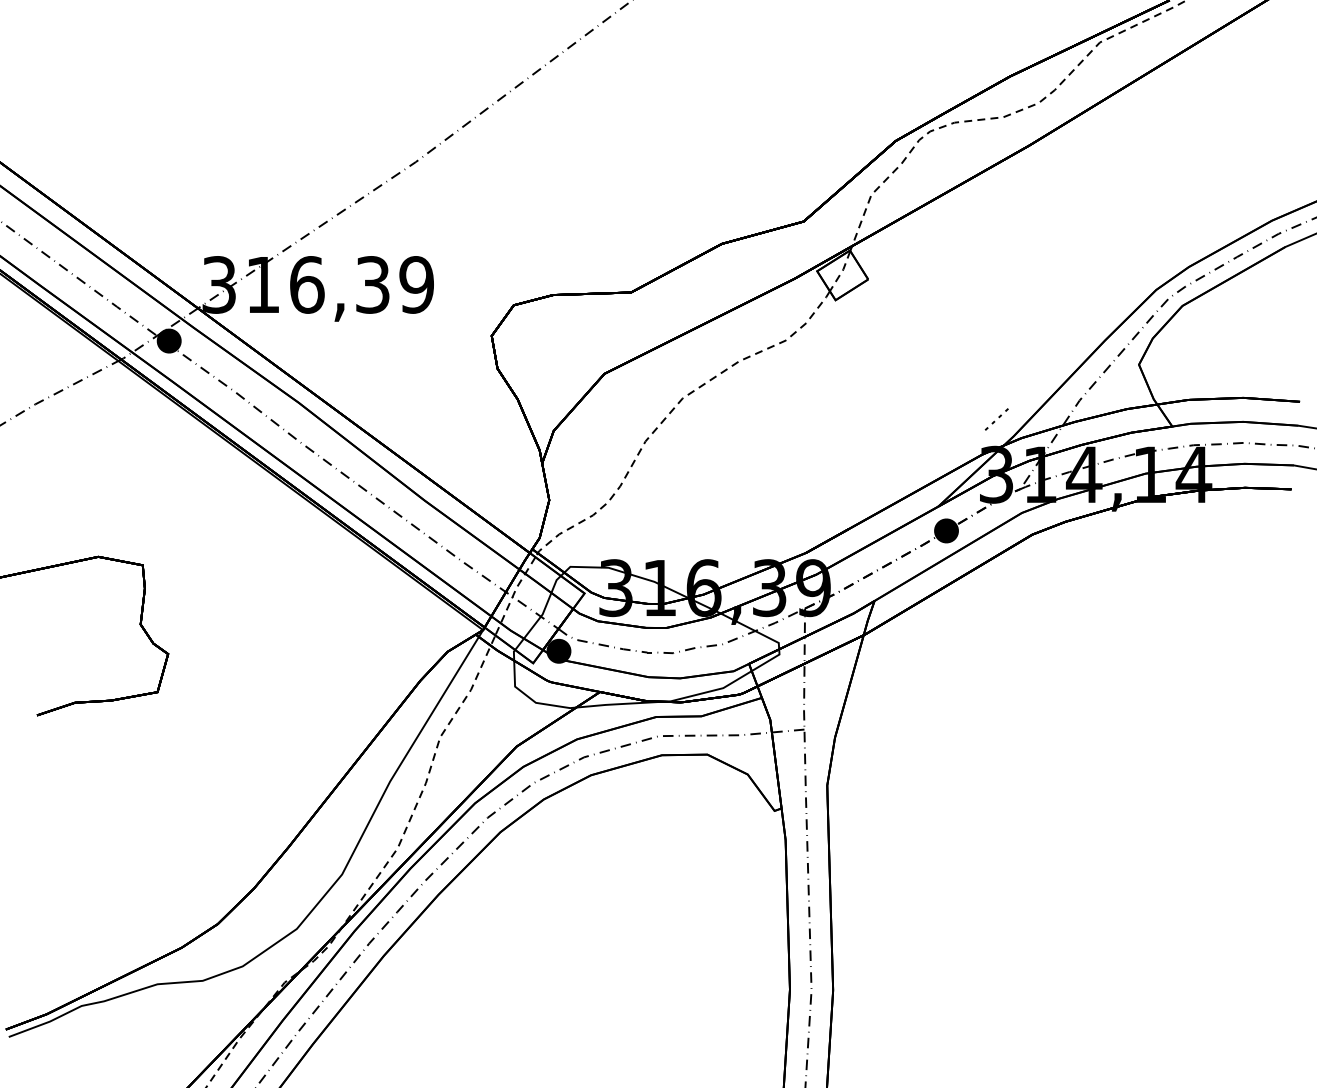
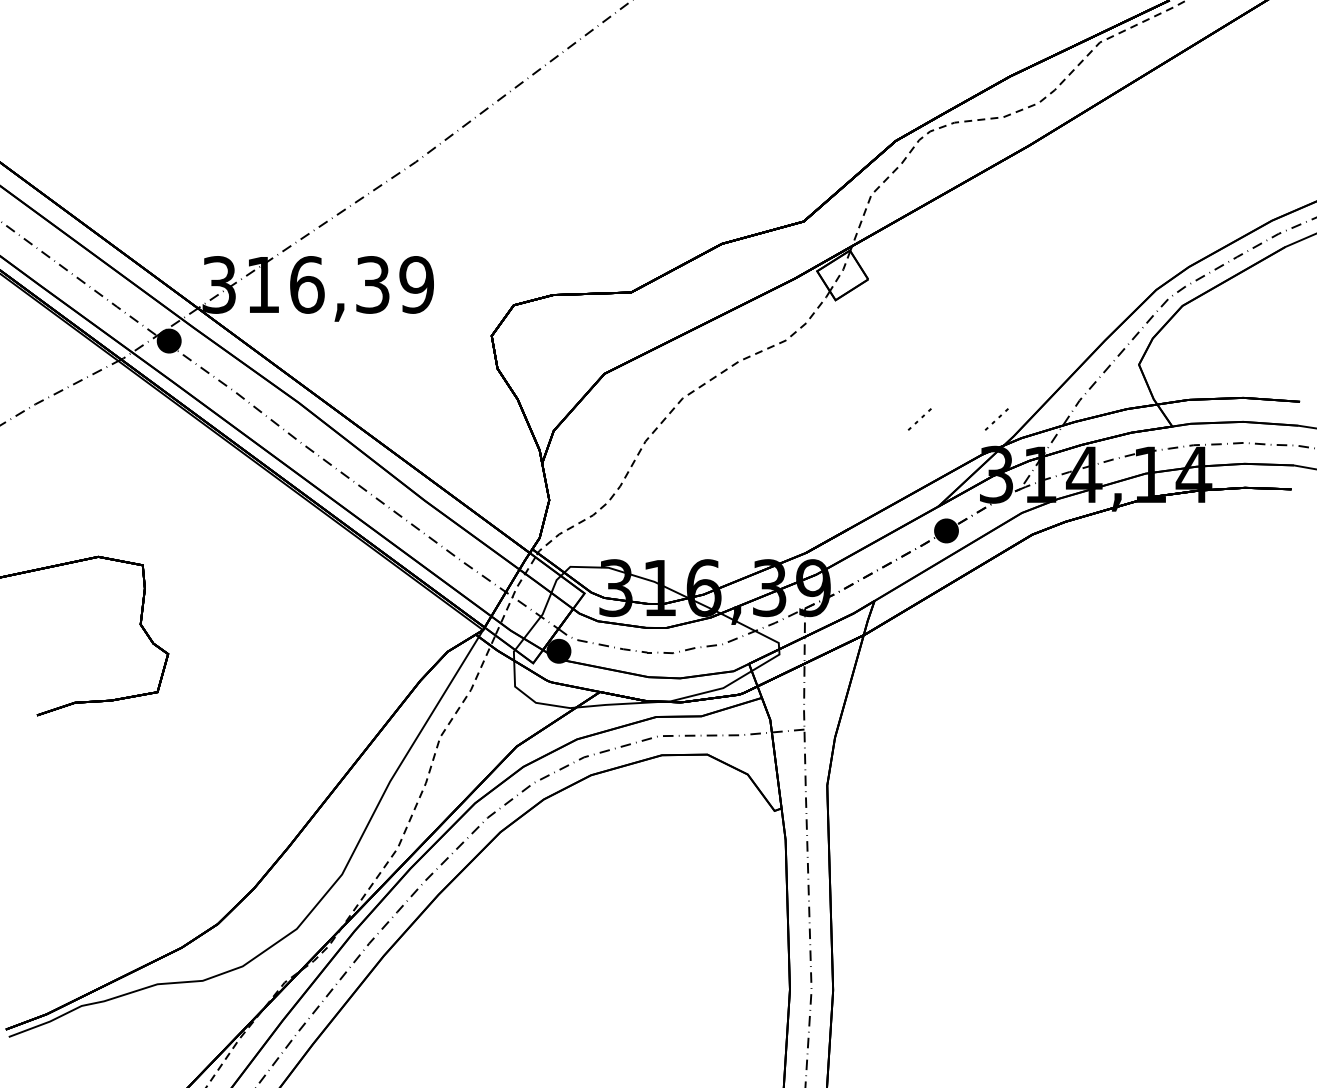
line: none -> present (917, 420)
